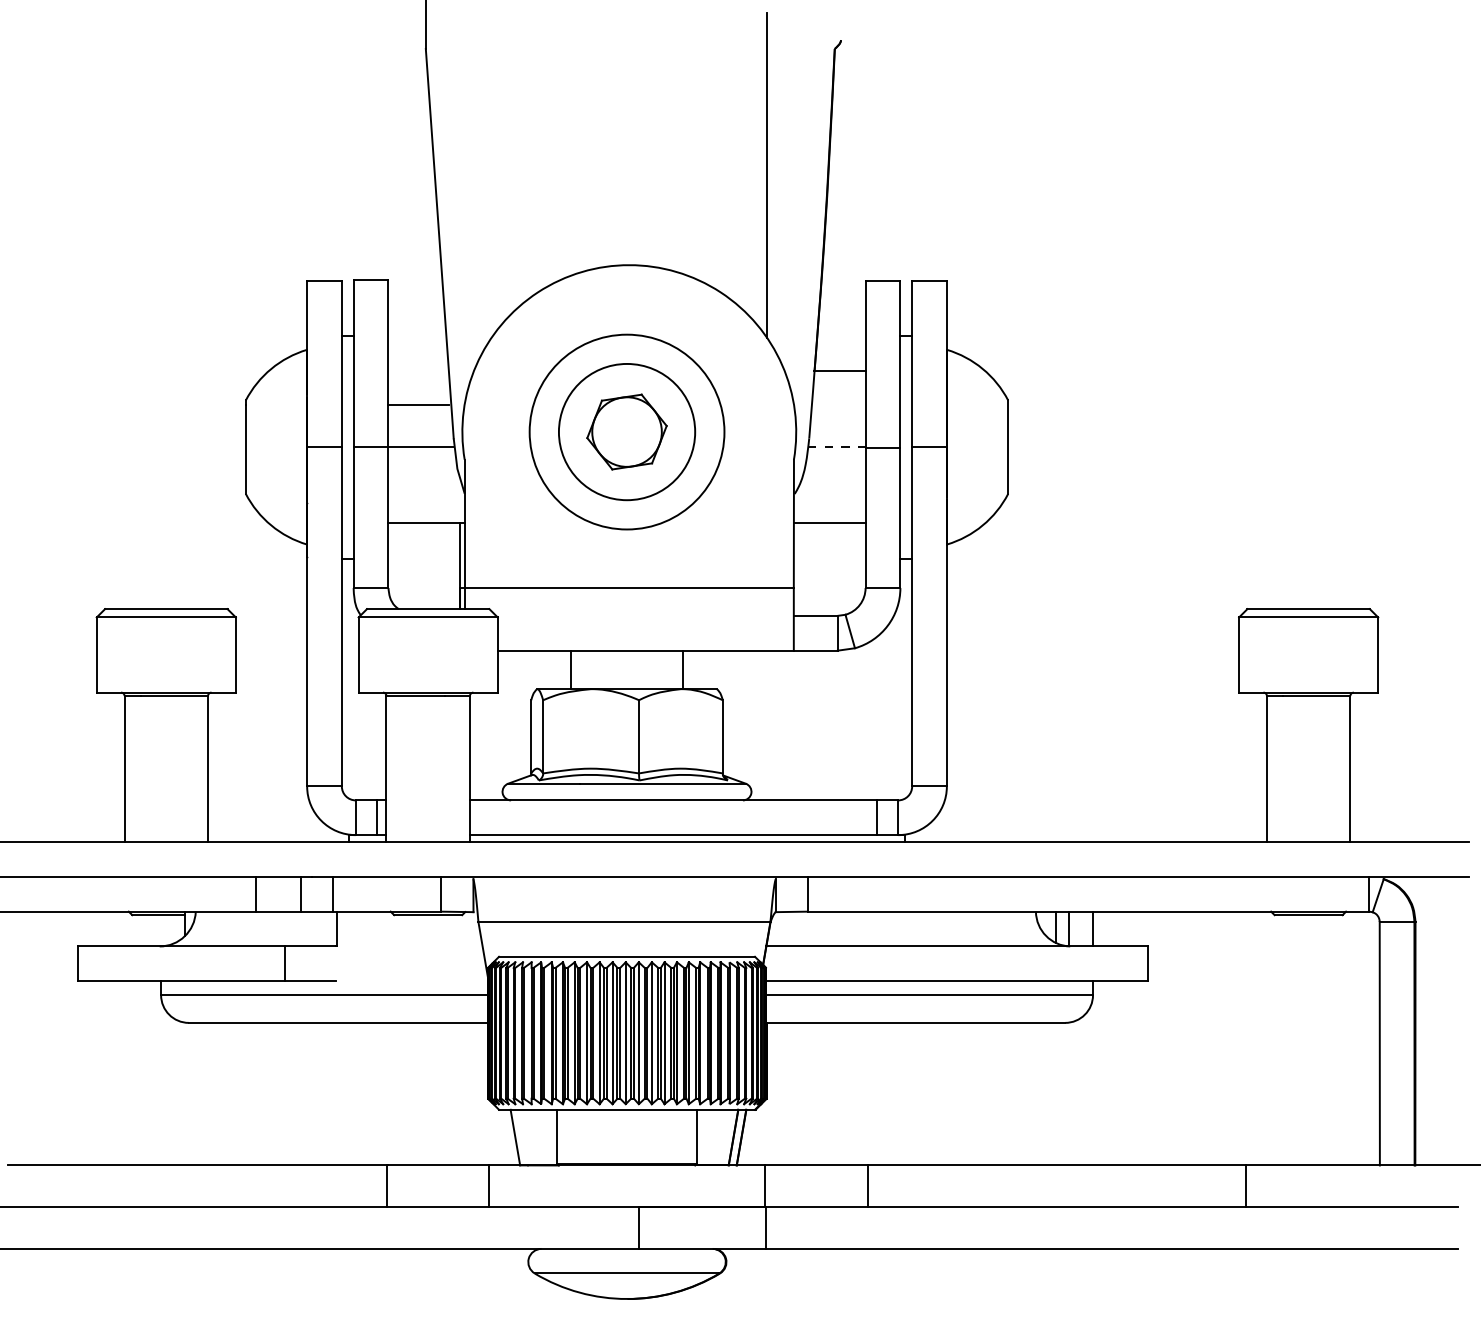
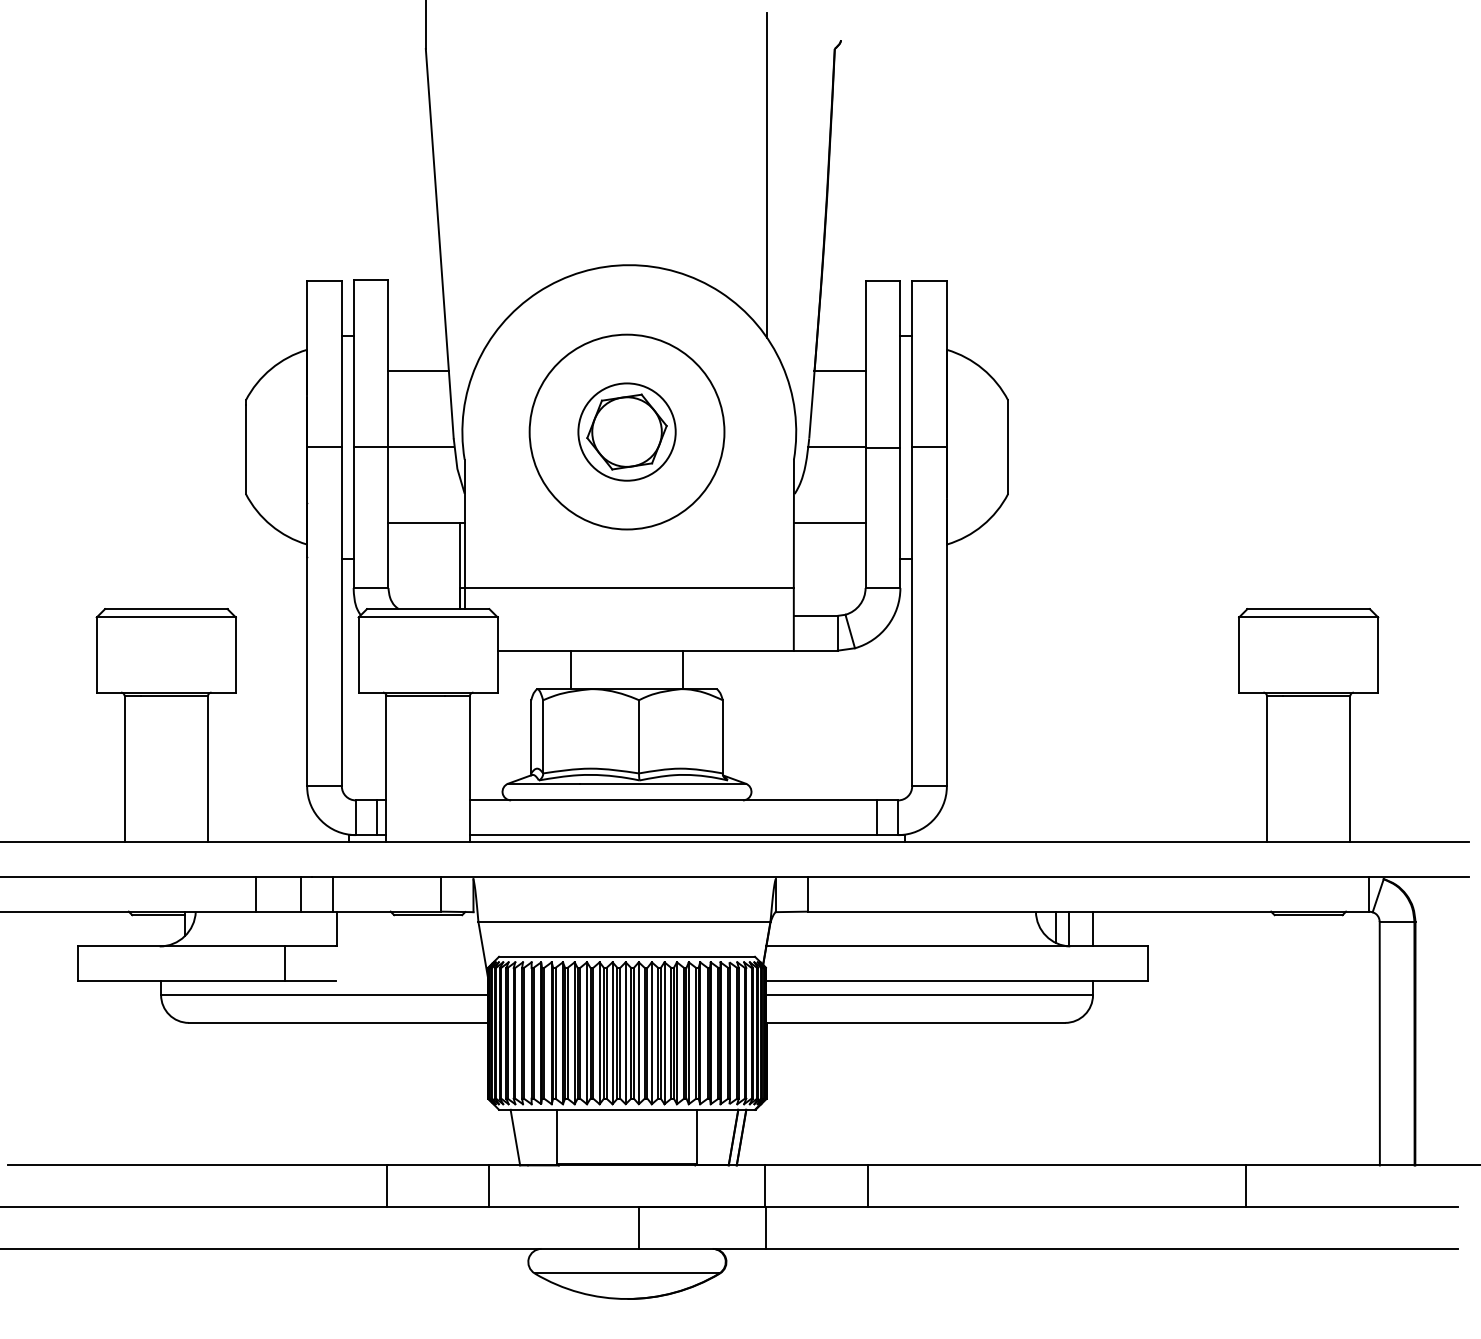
line position: (418, 405) -> (418, 371) (418, 371)
circle diameter: 136 px -> 97 px (626, 431)
line: dashed -> solid (836, 447)
